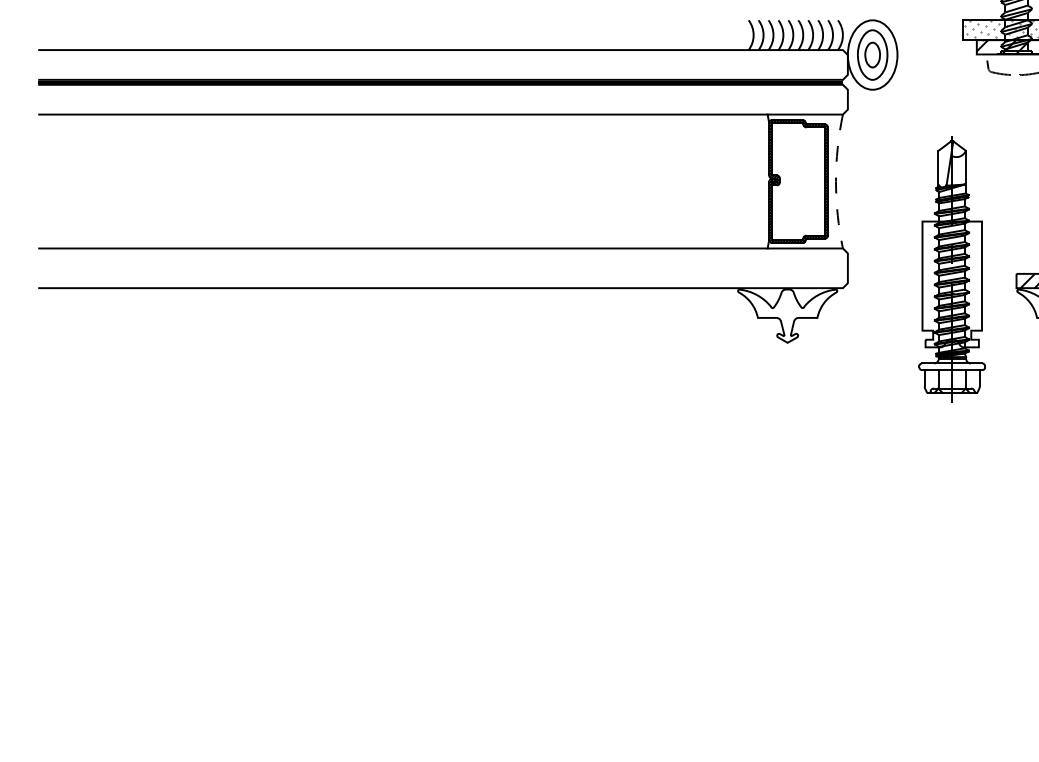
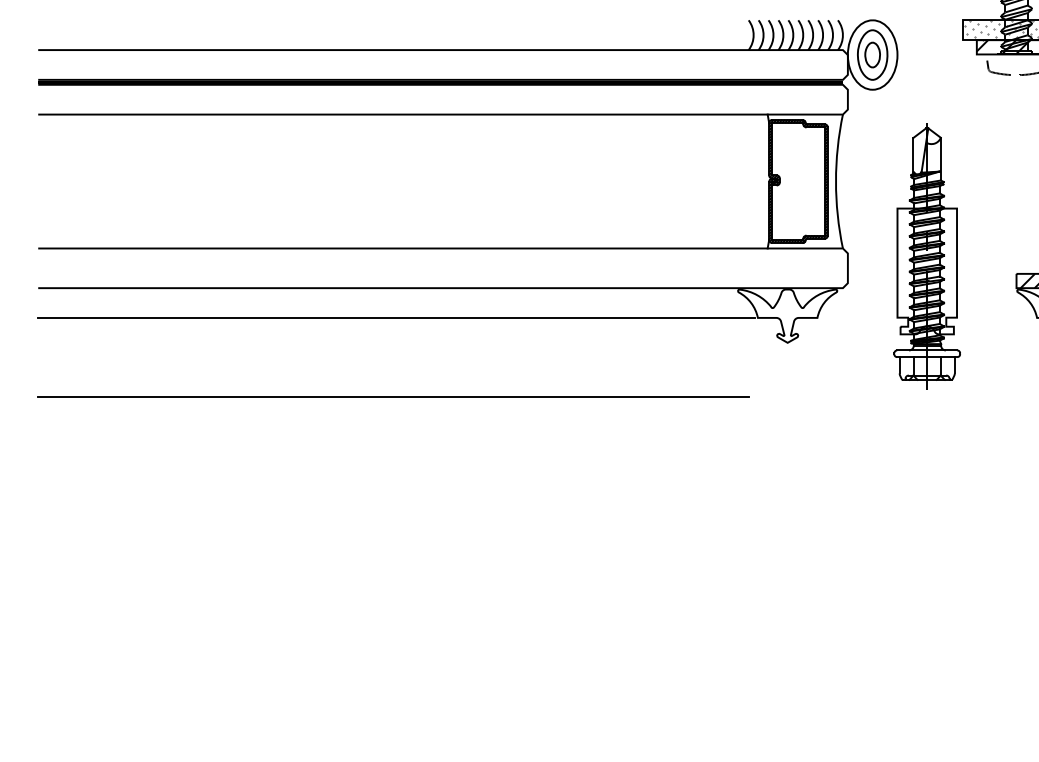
arc: dashed -> solid (836, 181)
part position: (951, 269) -> (926, 256) (926, 256)
line: none -> present (396, 317)
line: none -> present (393, 397)
